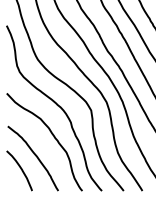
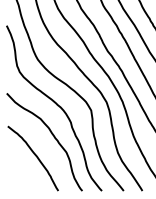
curve: present -> none (20, 169)
